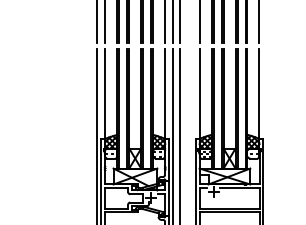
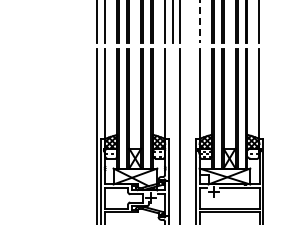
line: solid -> dashed (199, 21)
line: present -> none (173, 134)
